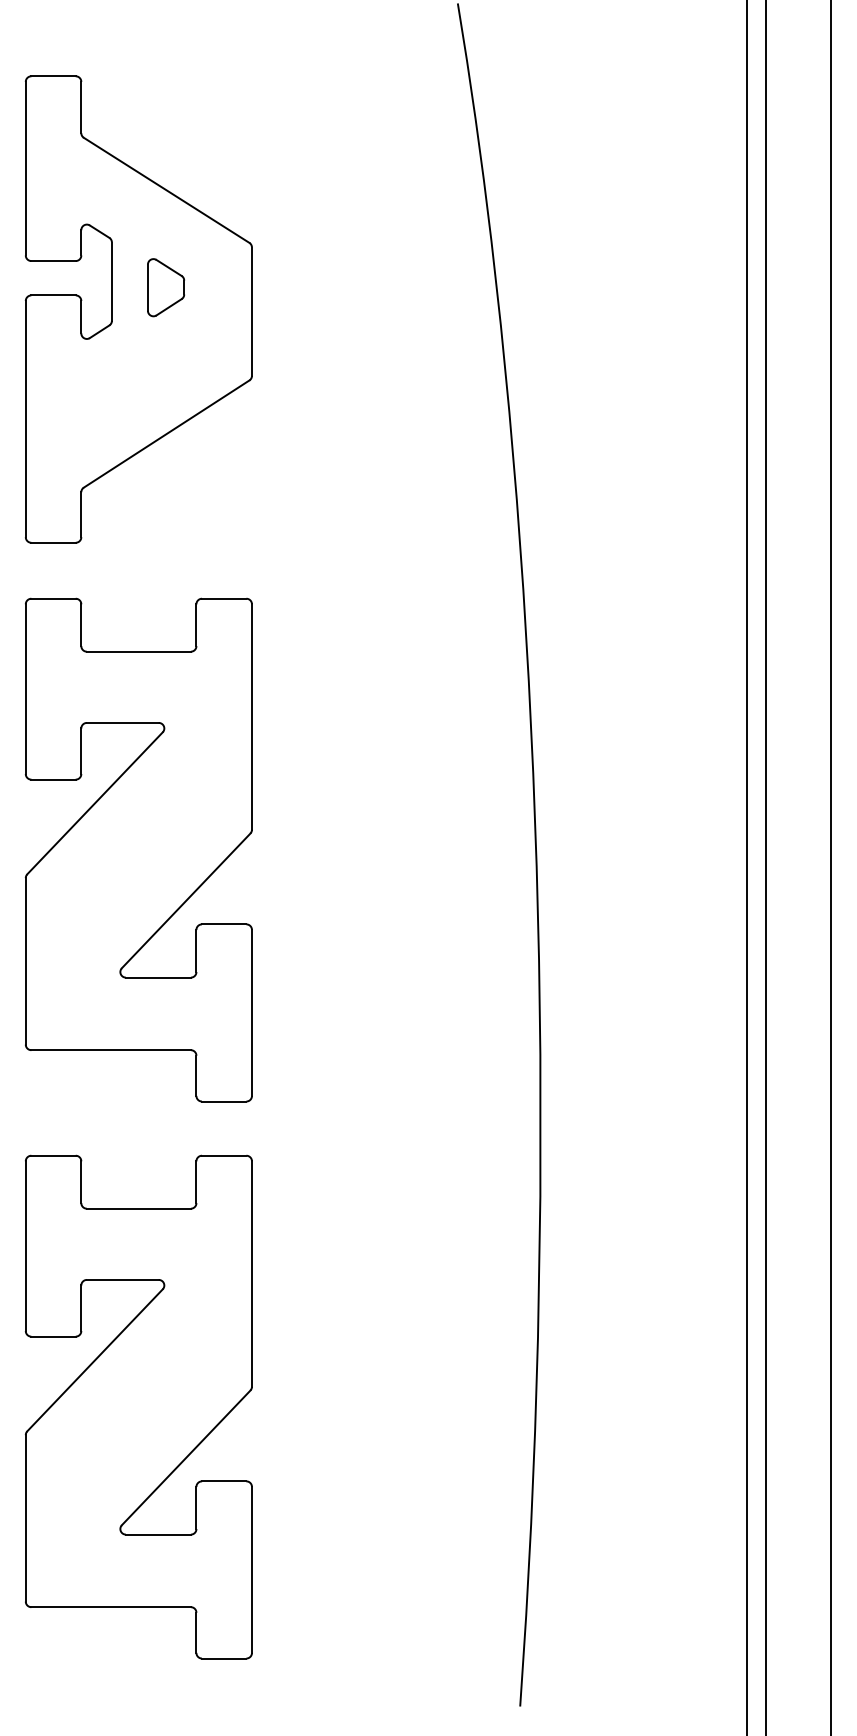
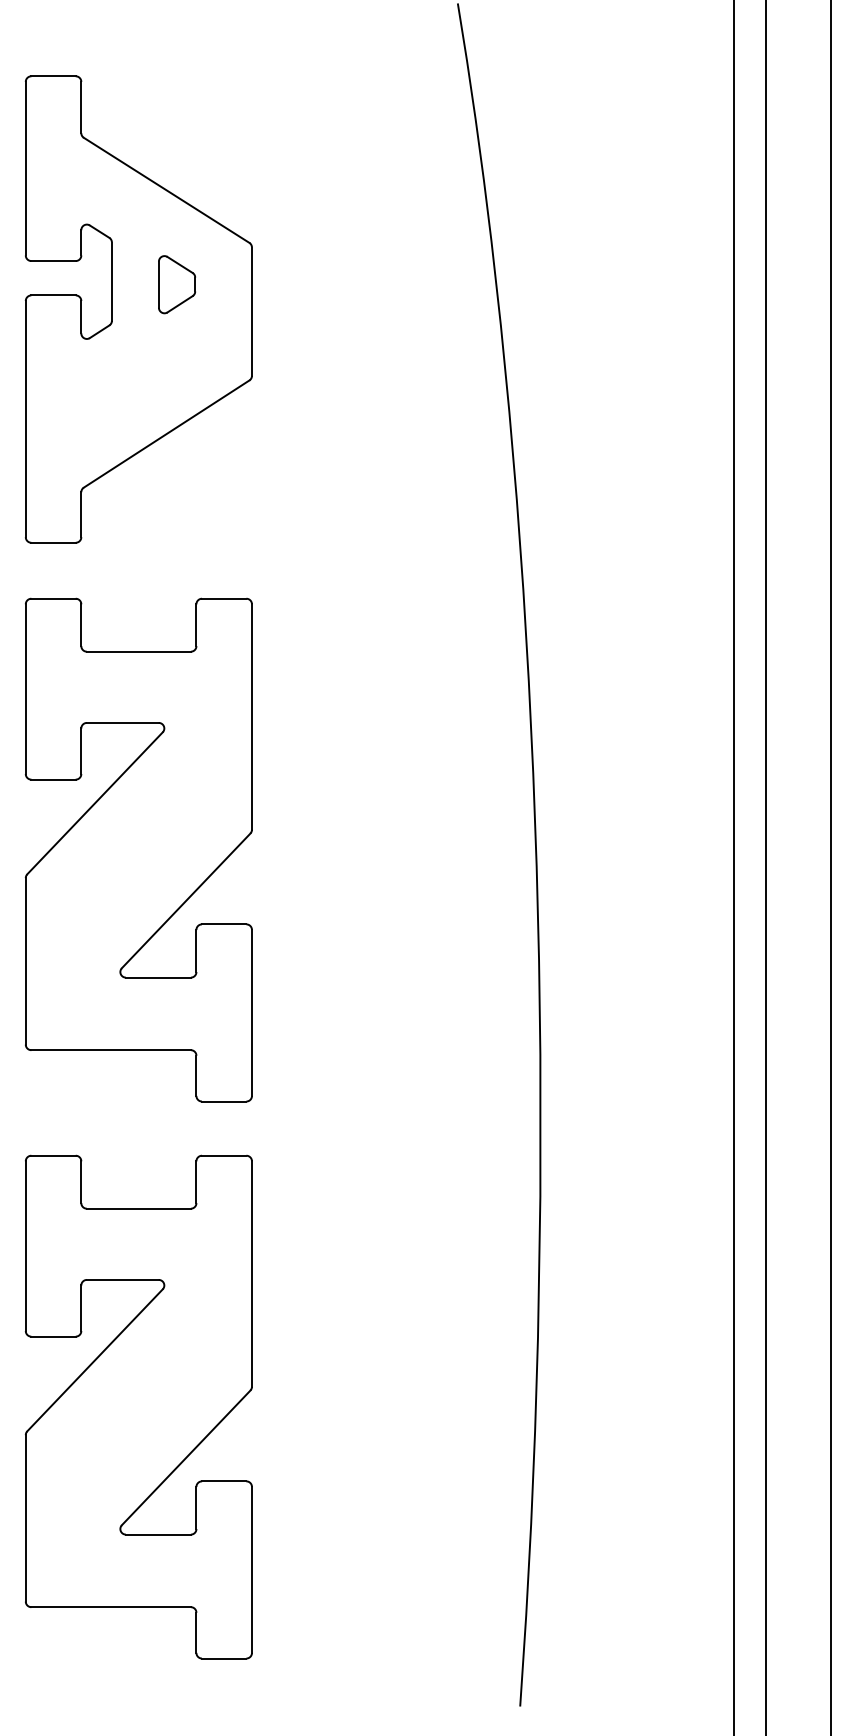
part position: (165, 287) -> (176, 284) (176, 284)
line position: (746, 867) -> (733, 867) (733, 867)
